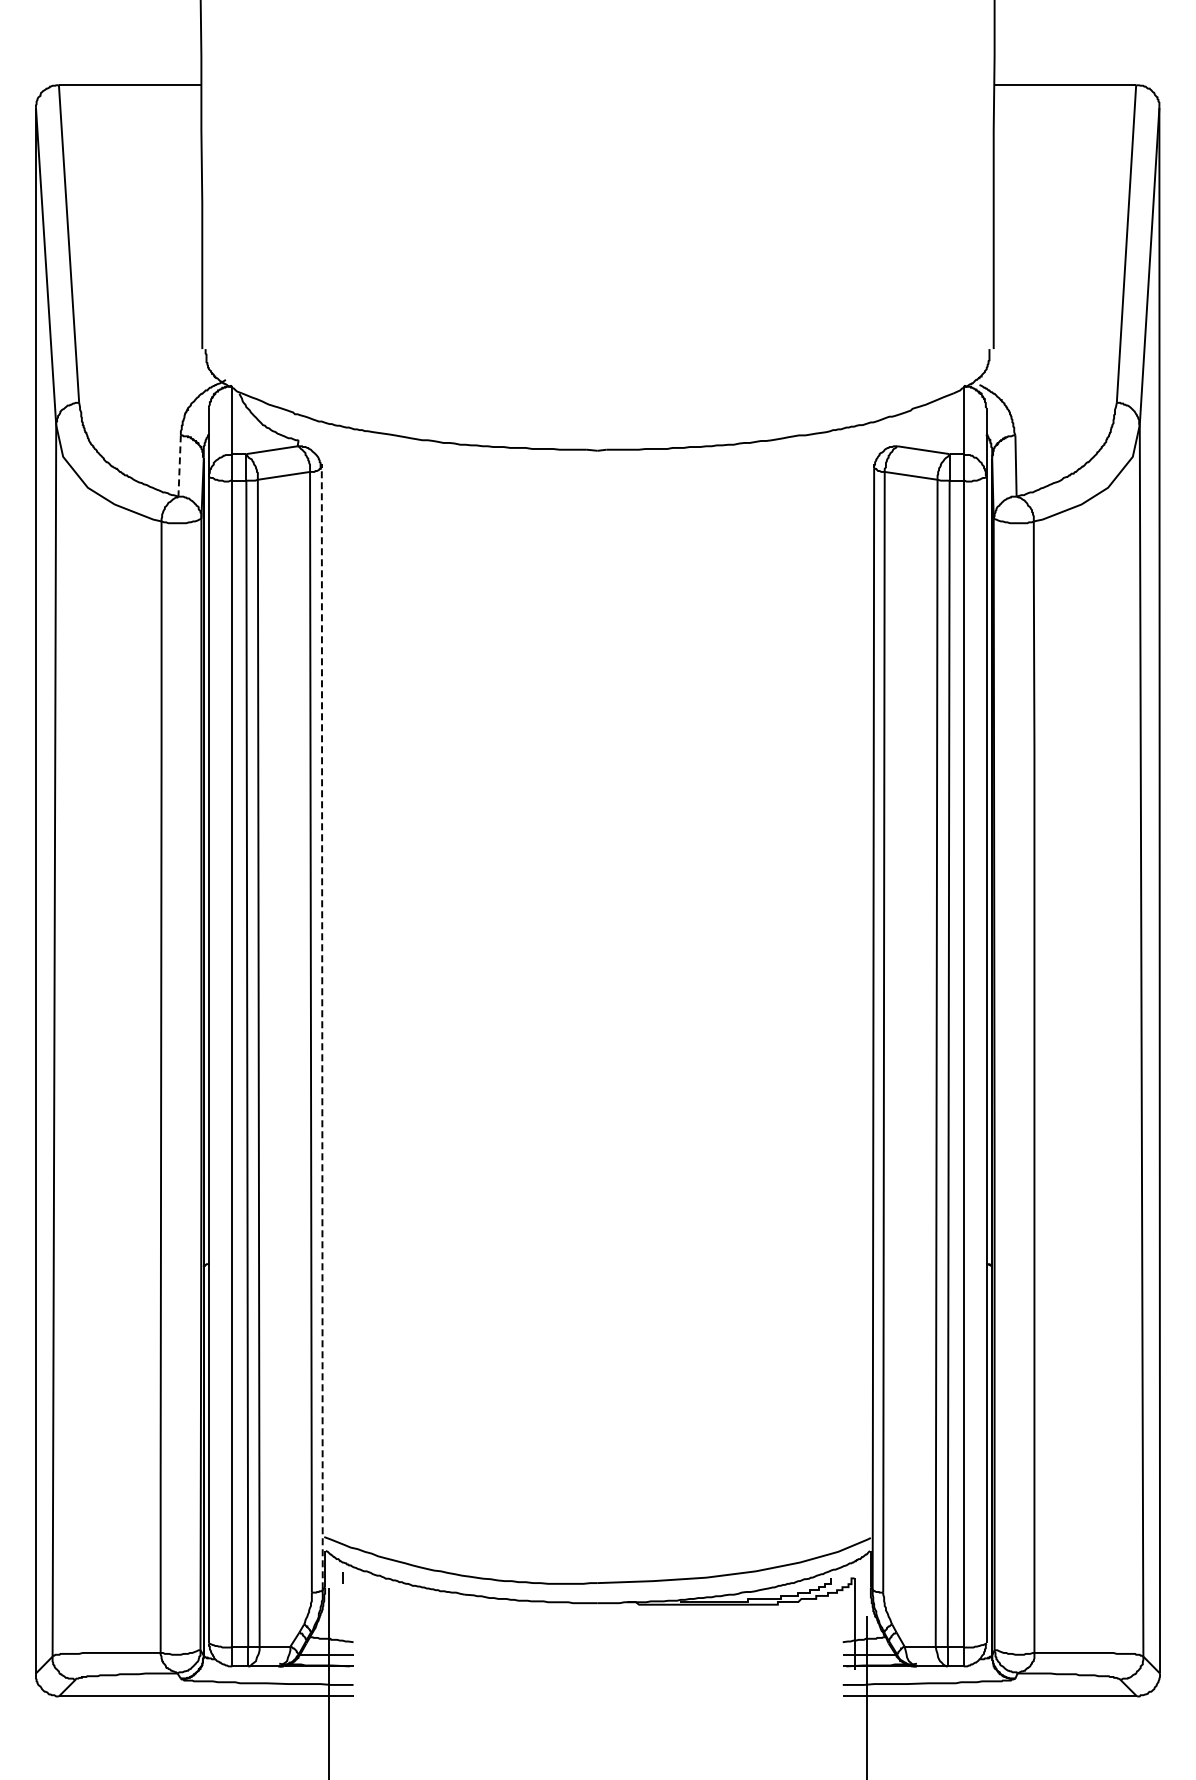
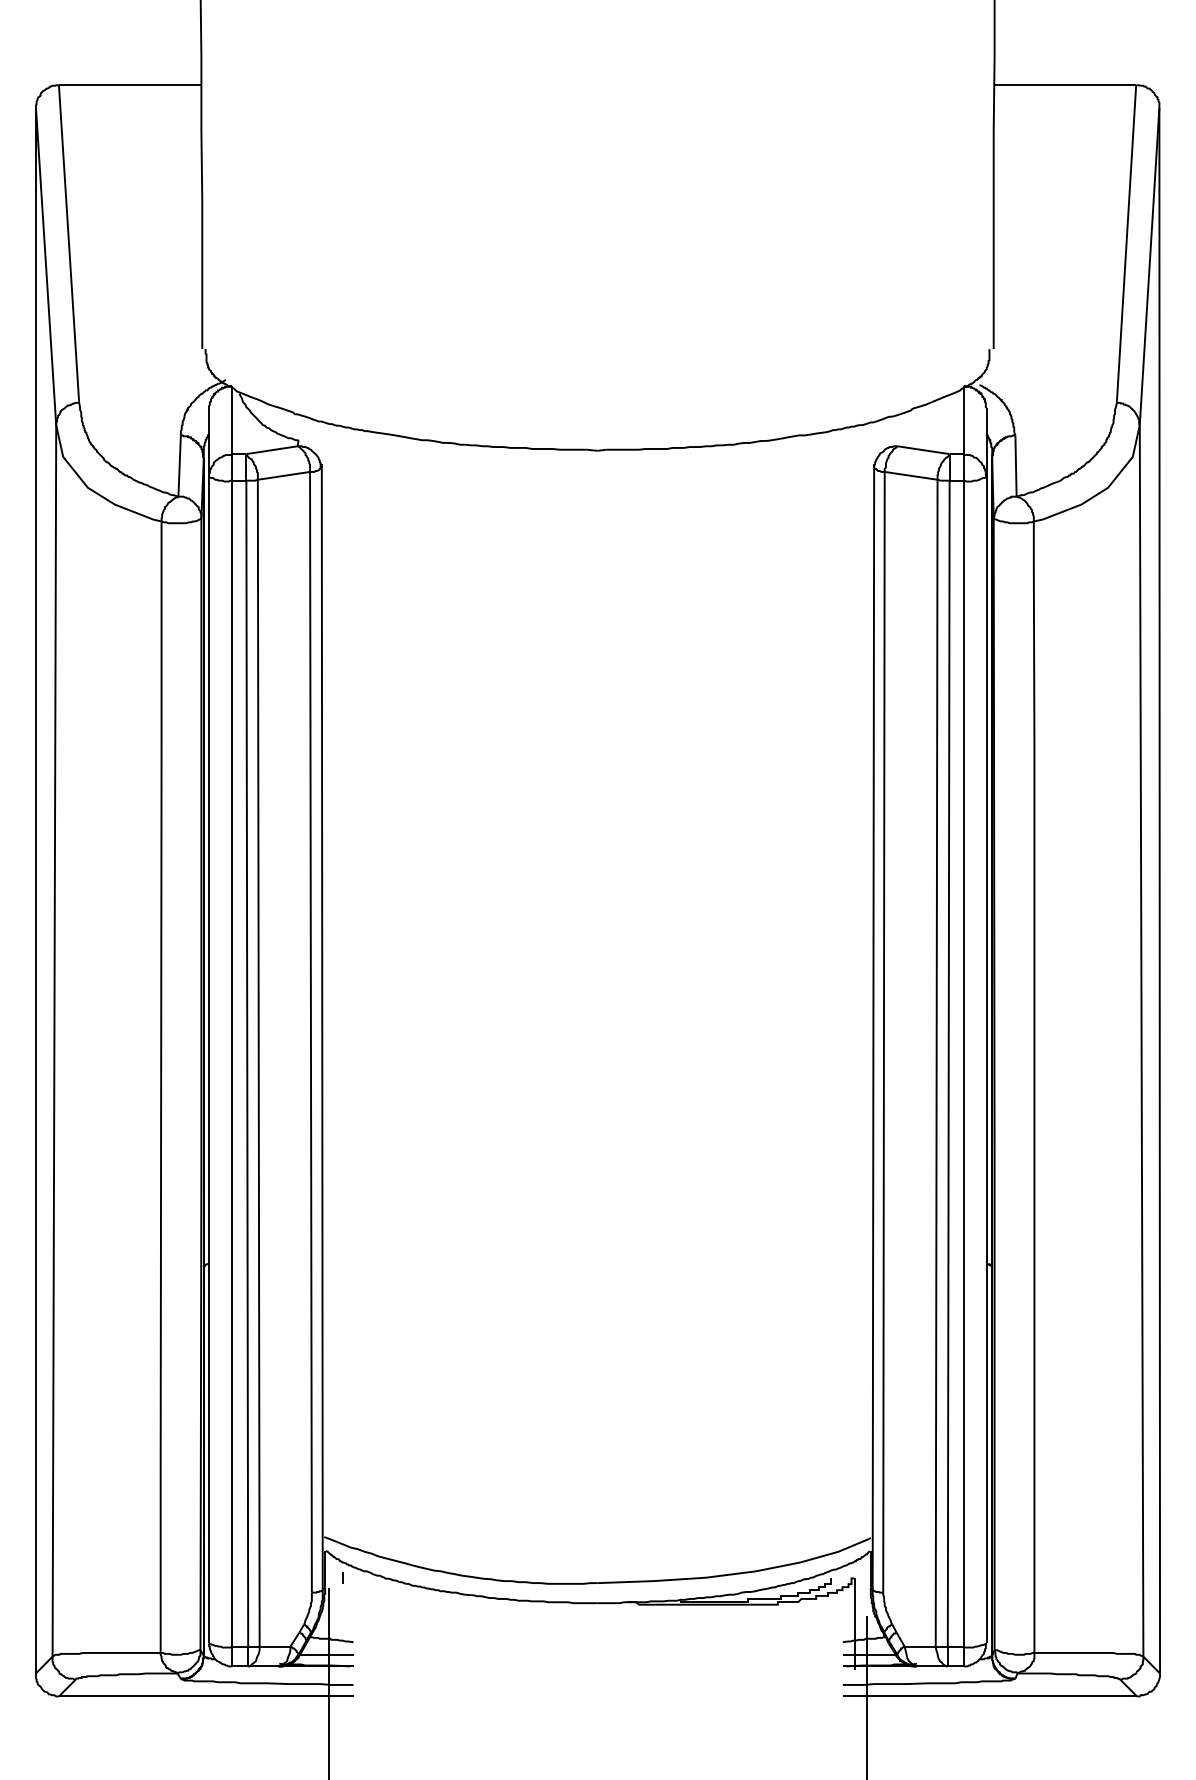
line: dashed -> solid (179, 466)
line: dashed -> solid (322, 1028)
